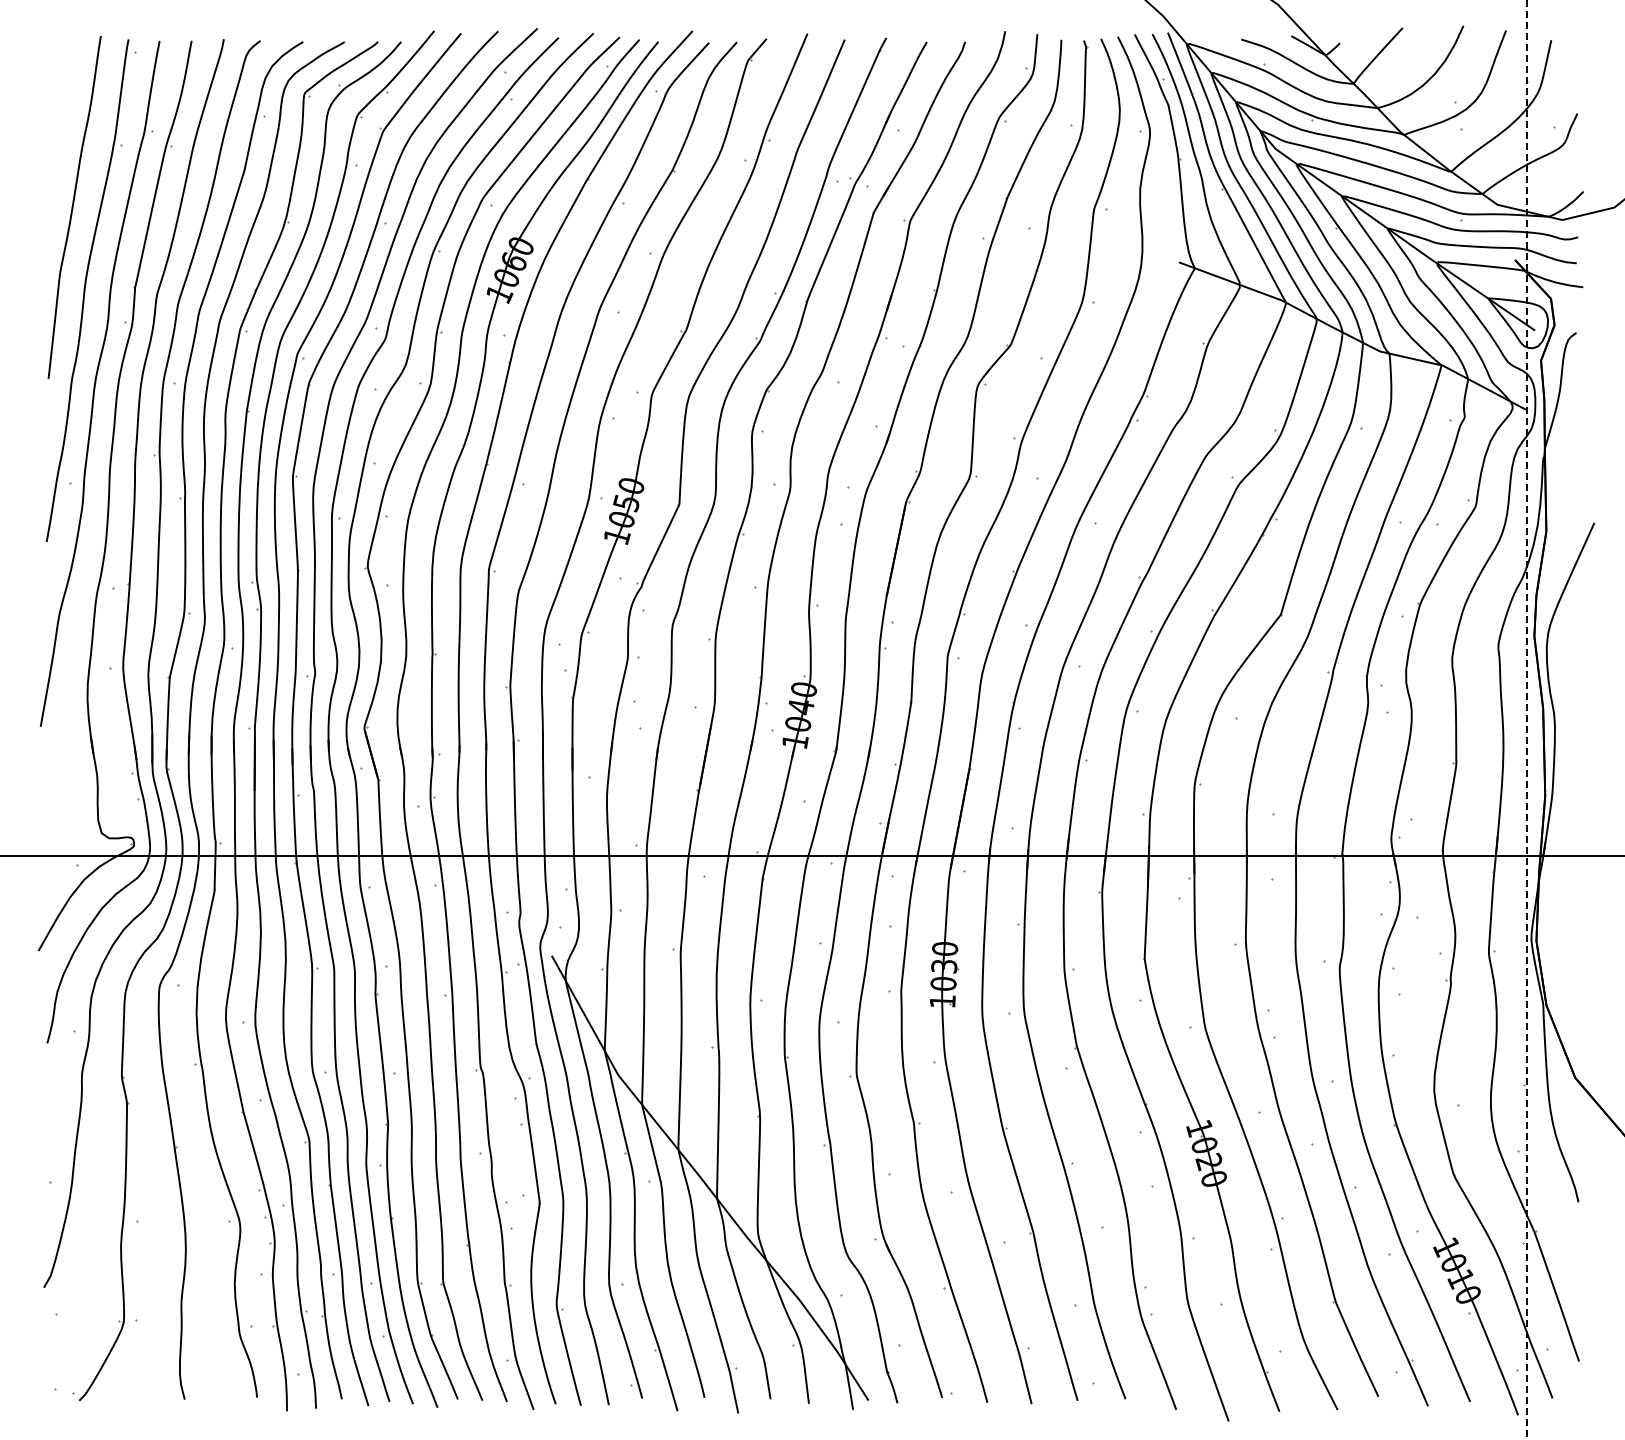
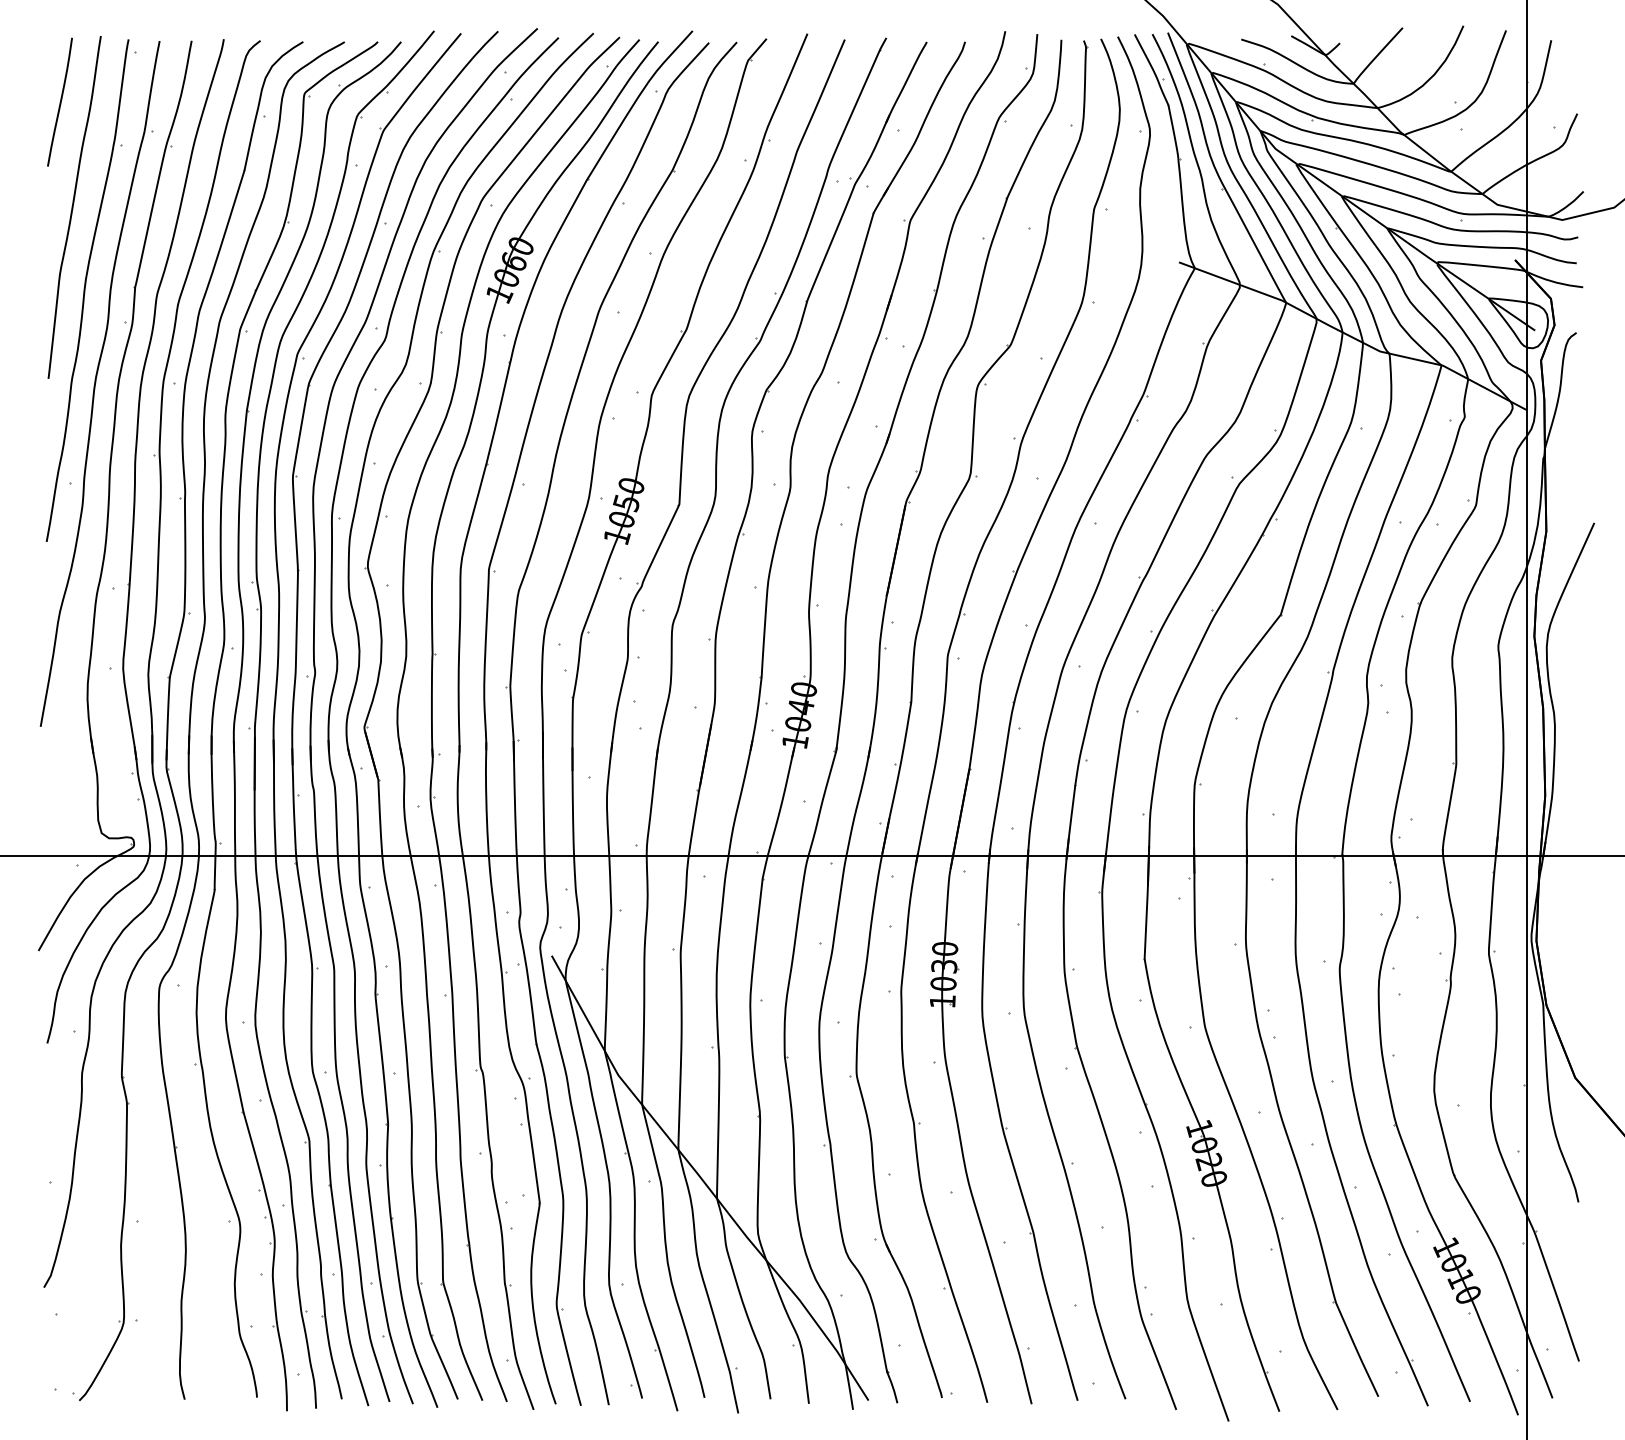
curve: none -> present (60, 101)
line: dashed -> solid (1527, 720)
